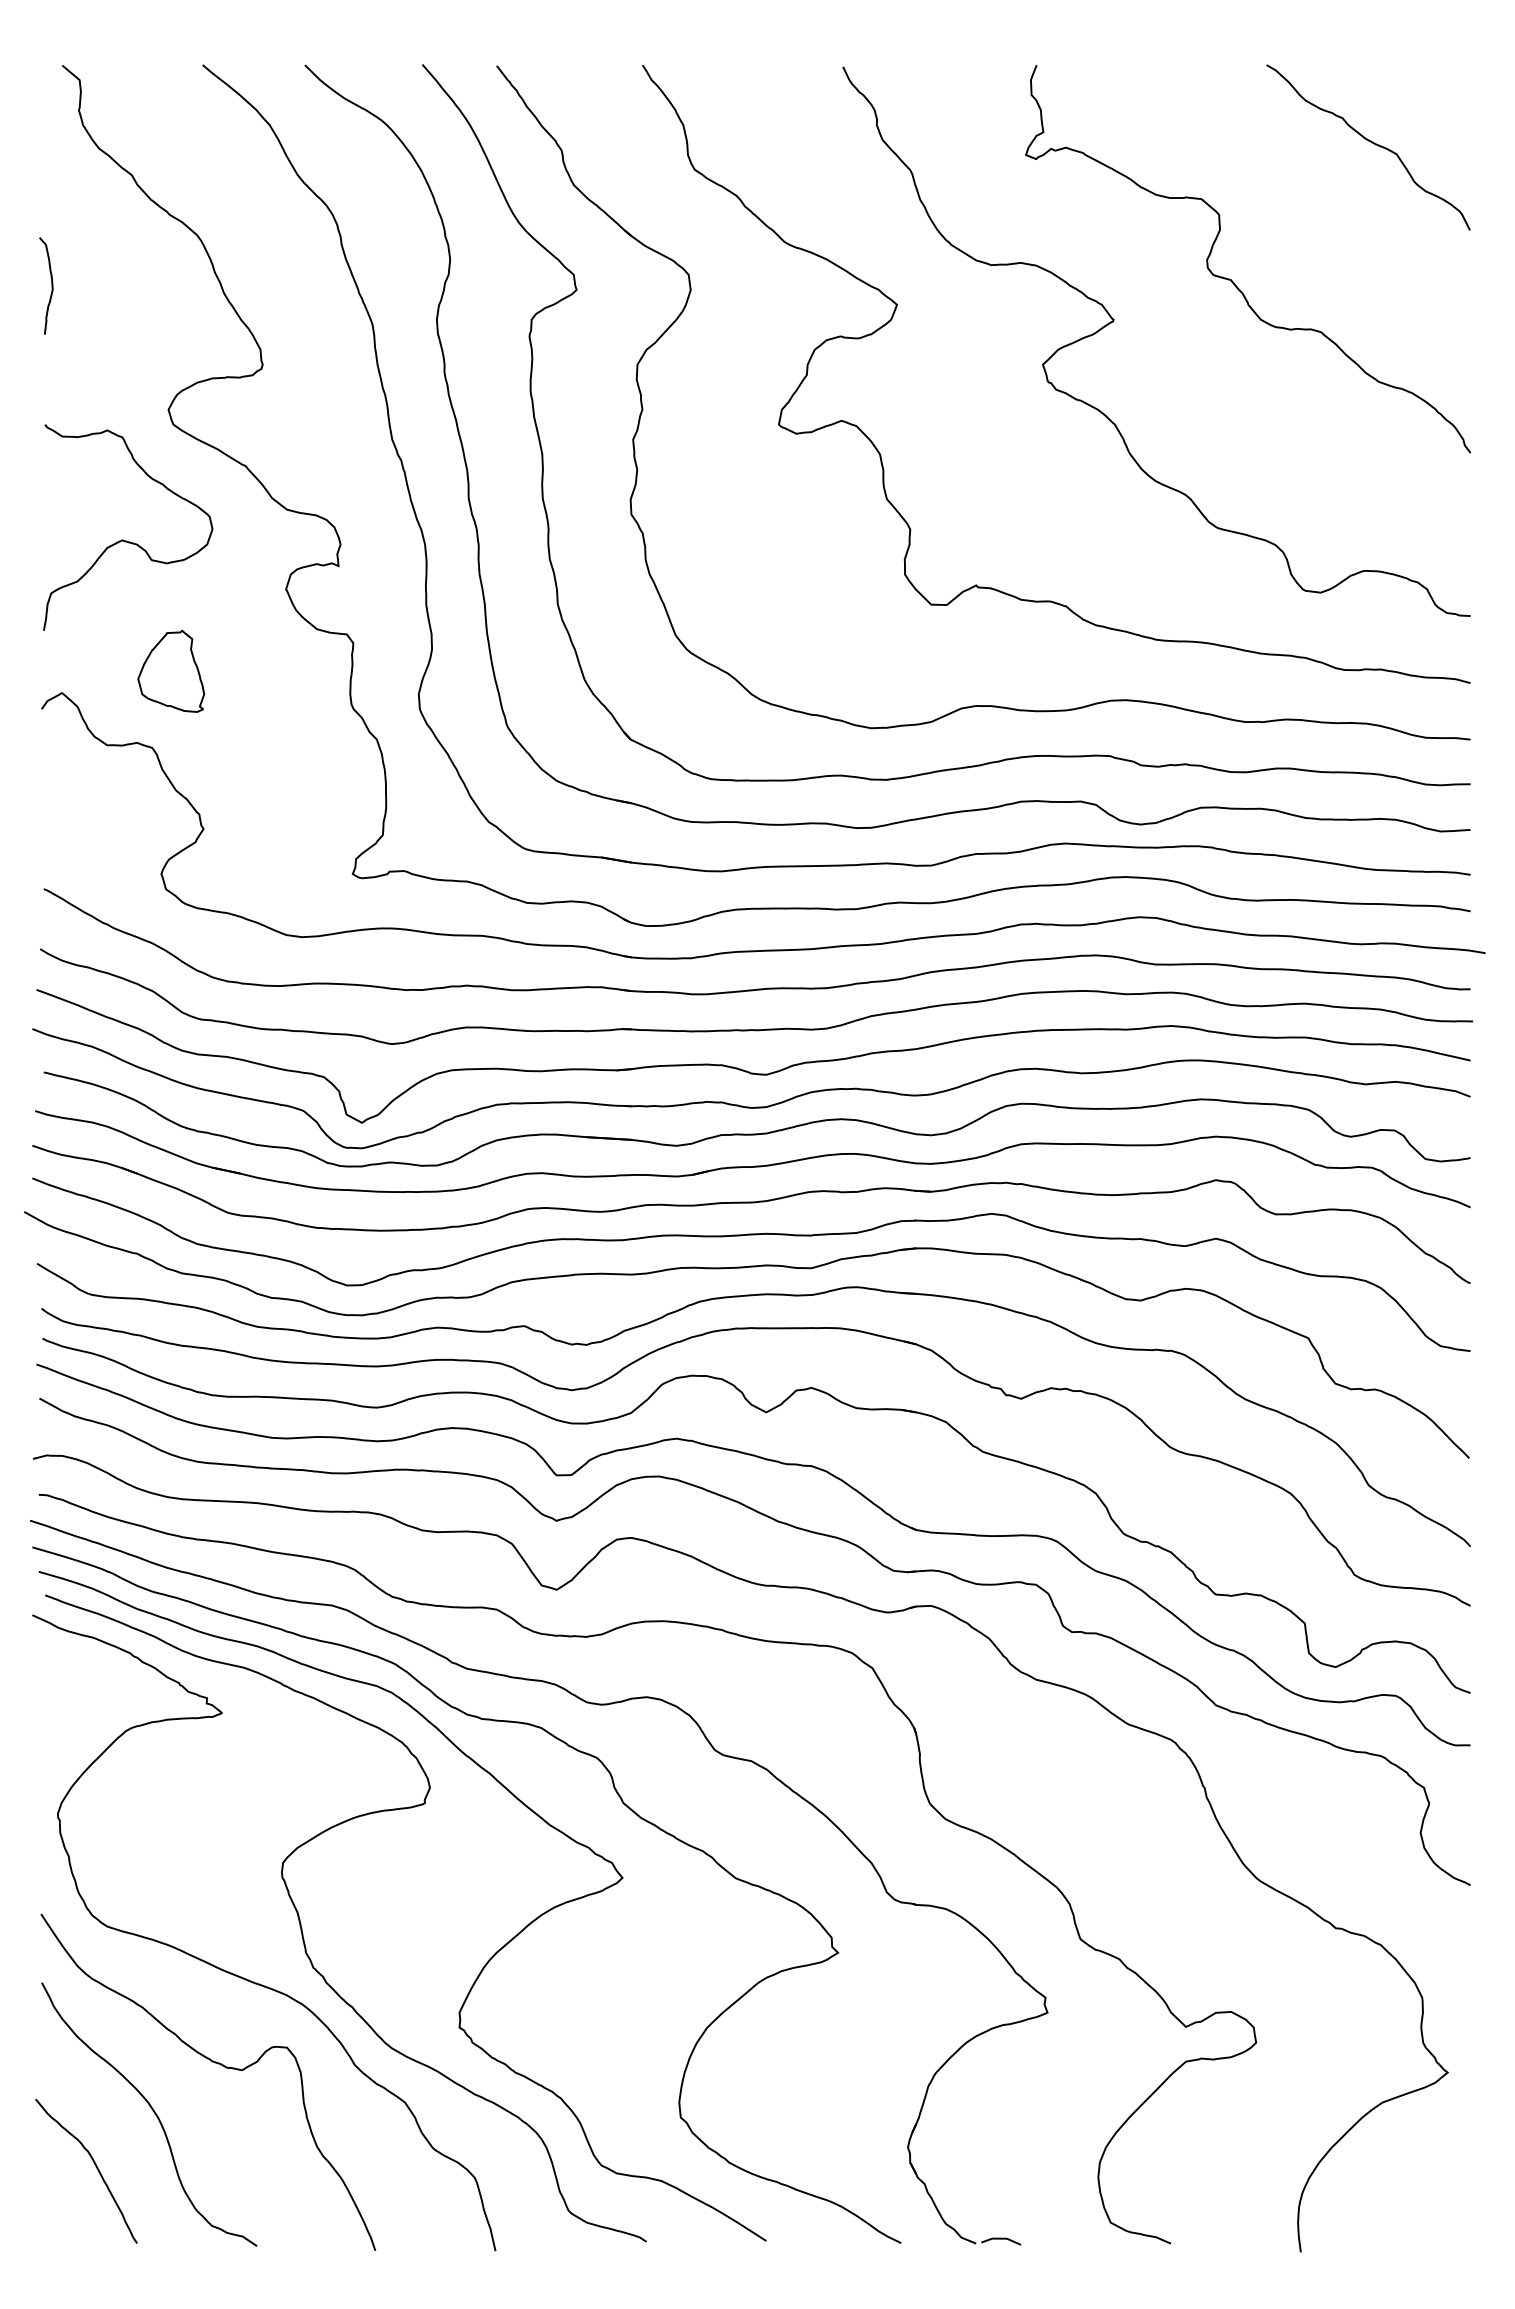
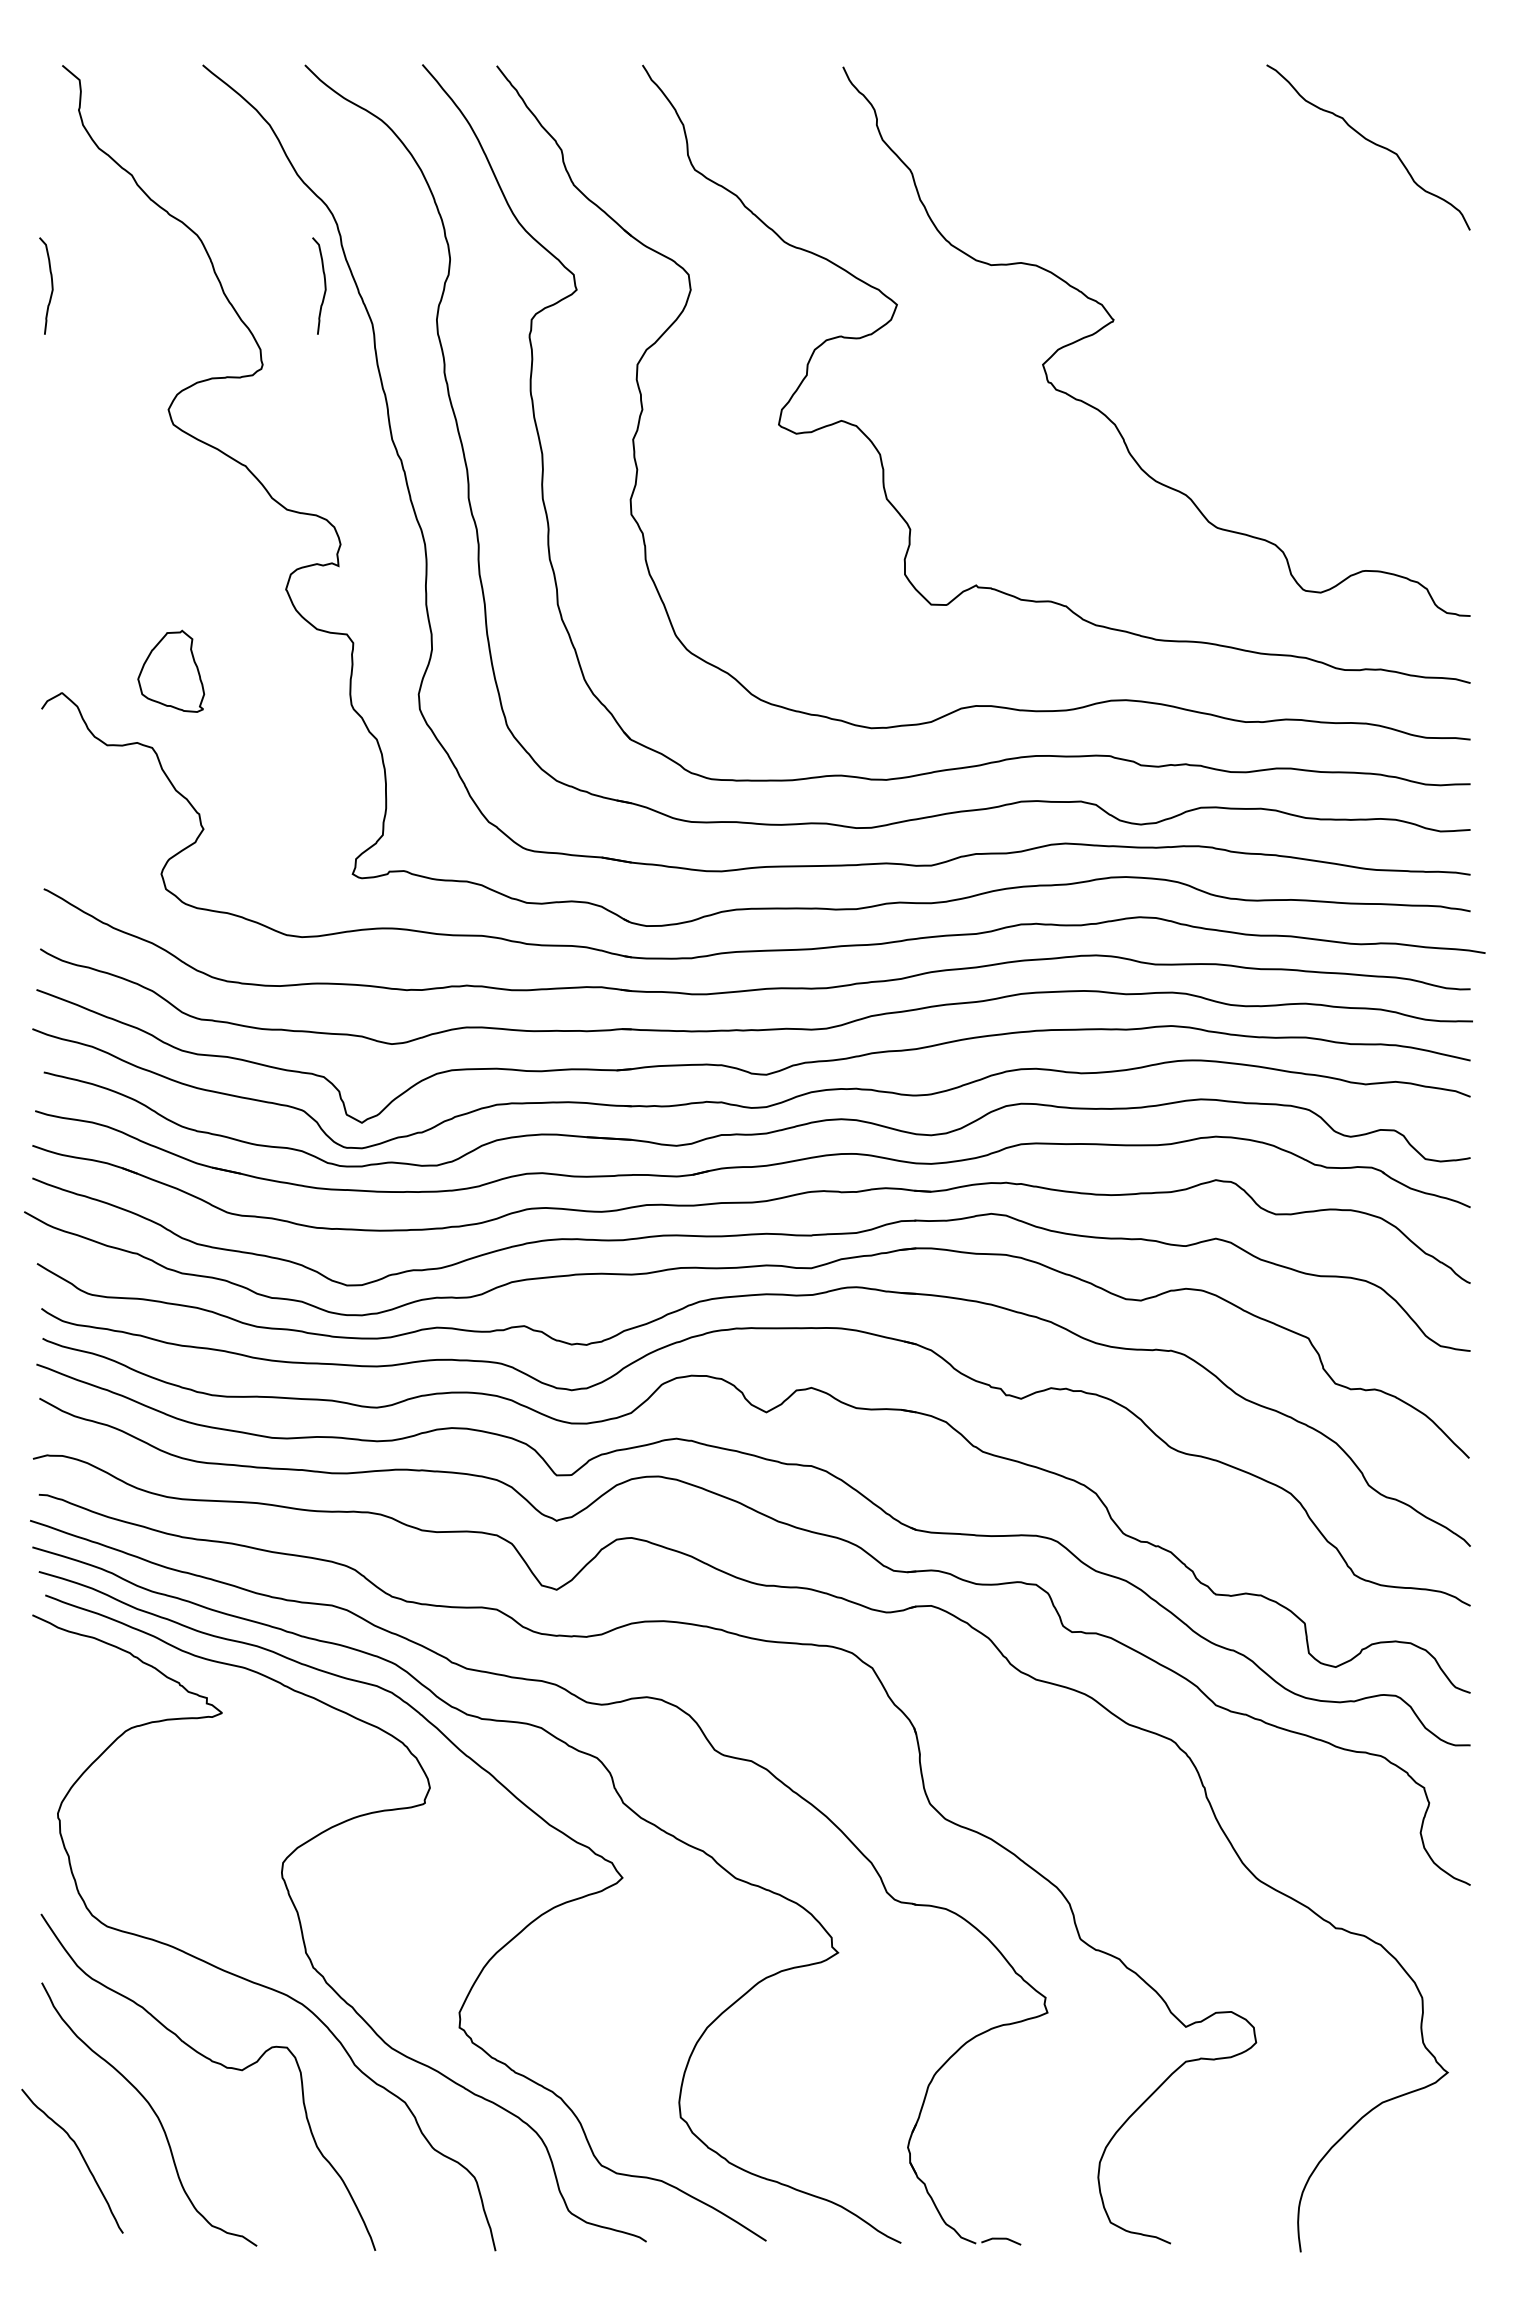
curve: present -> none (1231, 279)
curve: none -> present (324, 285)
curve: present -> none (123, 539)
curve position: (95, 2166) -> (81, 2156) (81, 2156)
